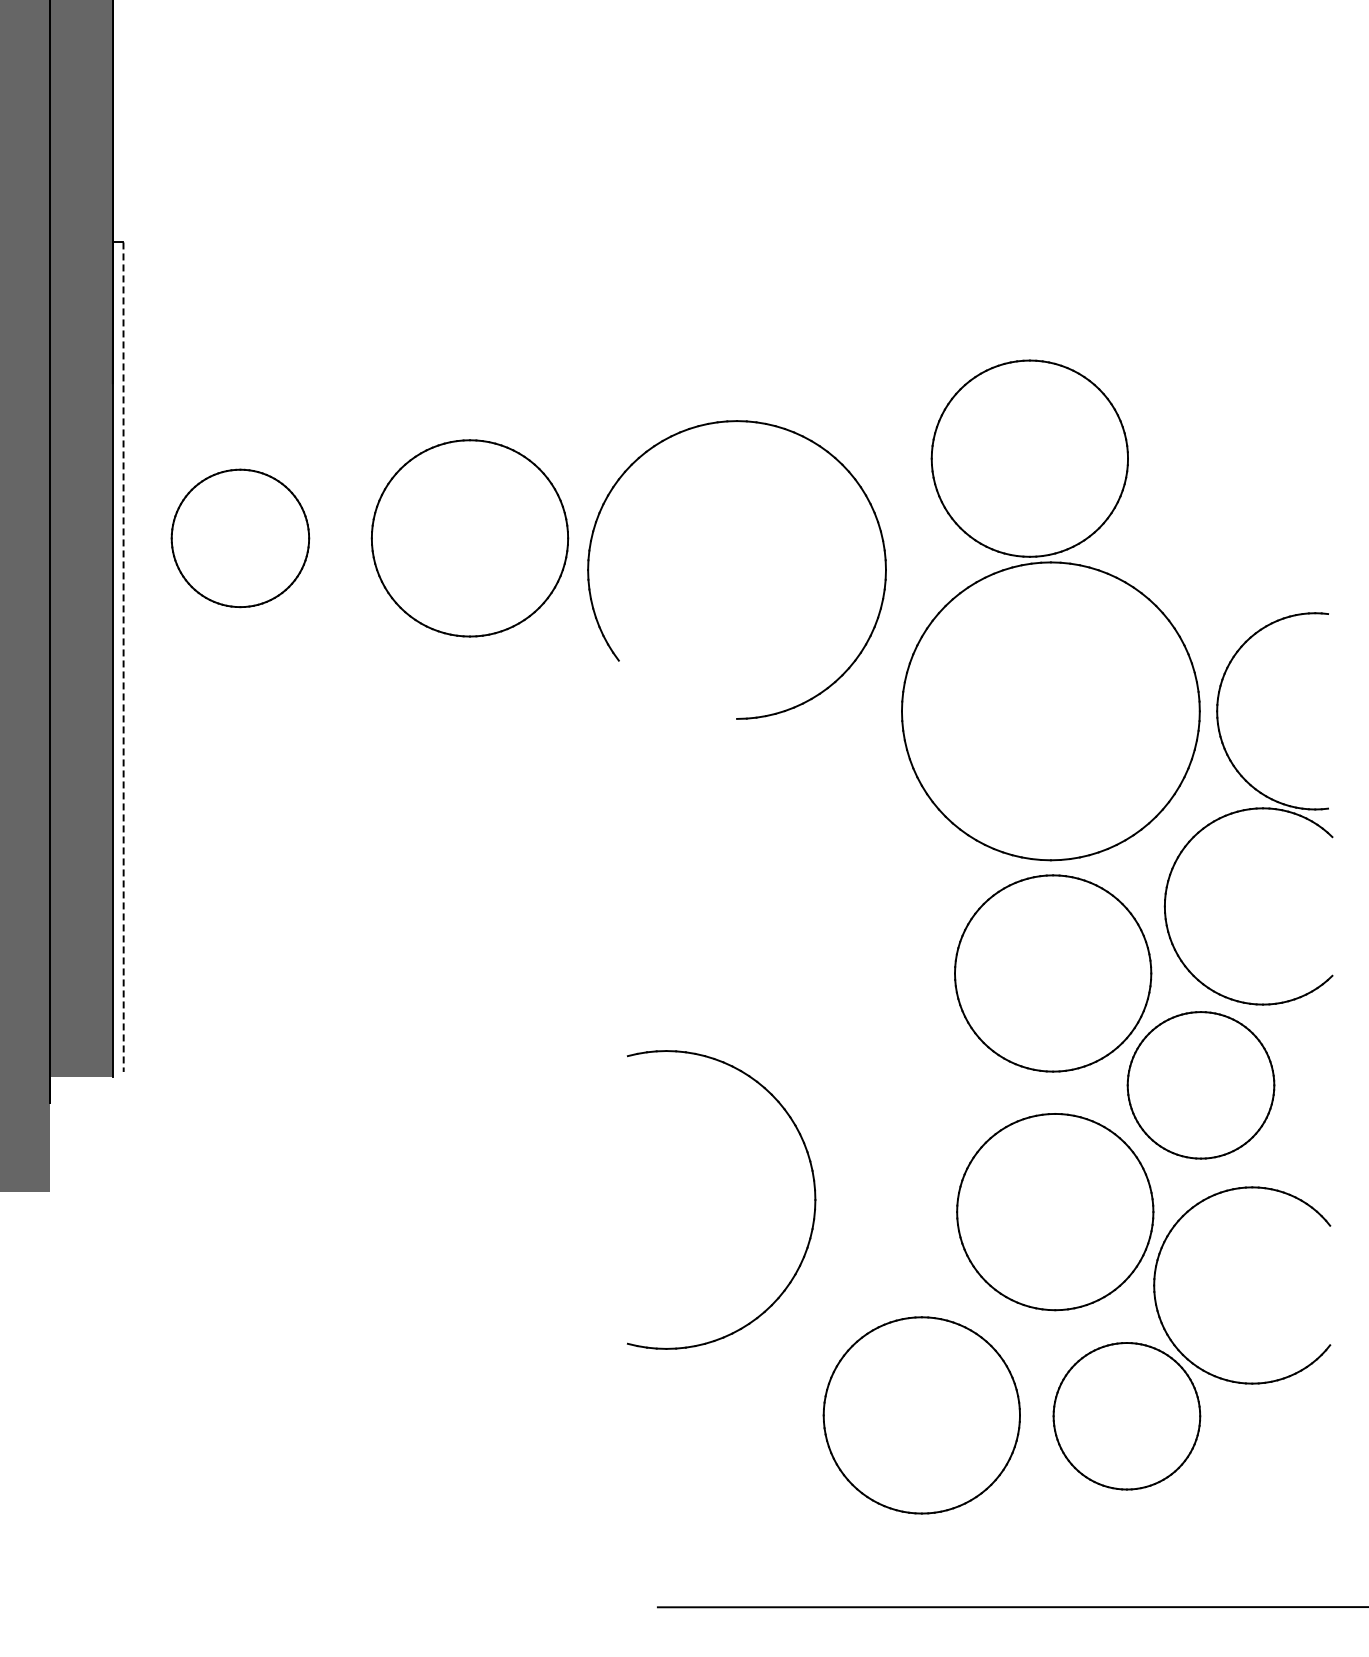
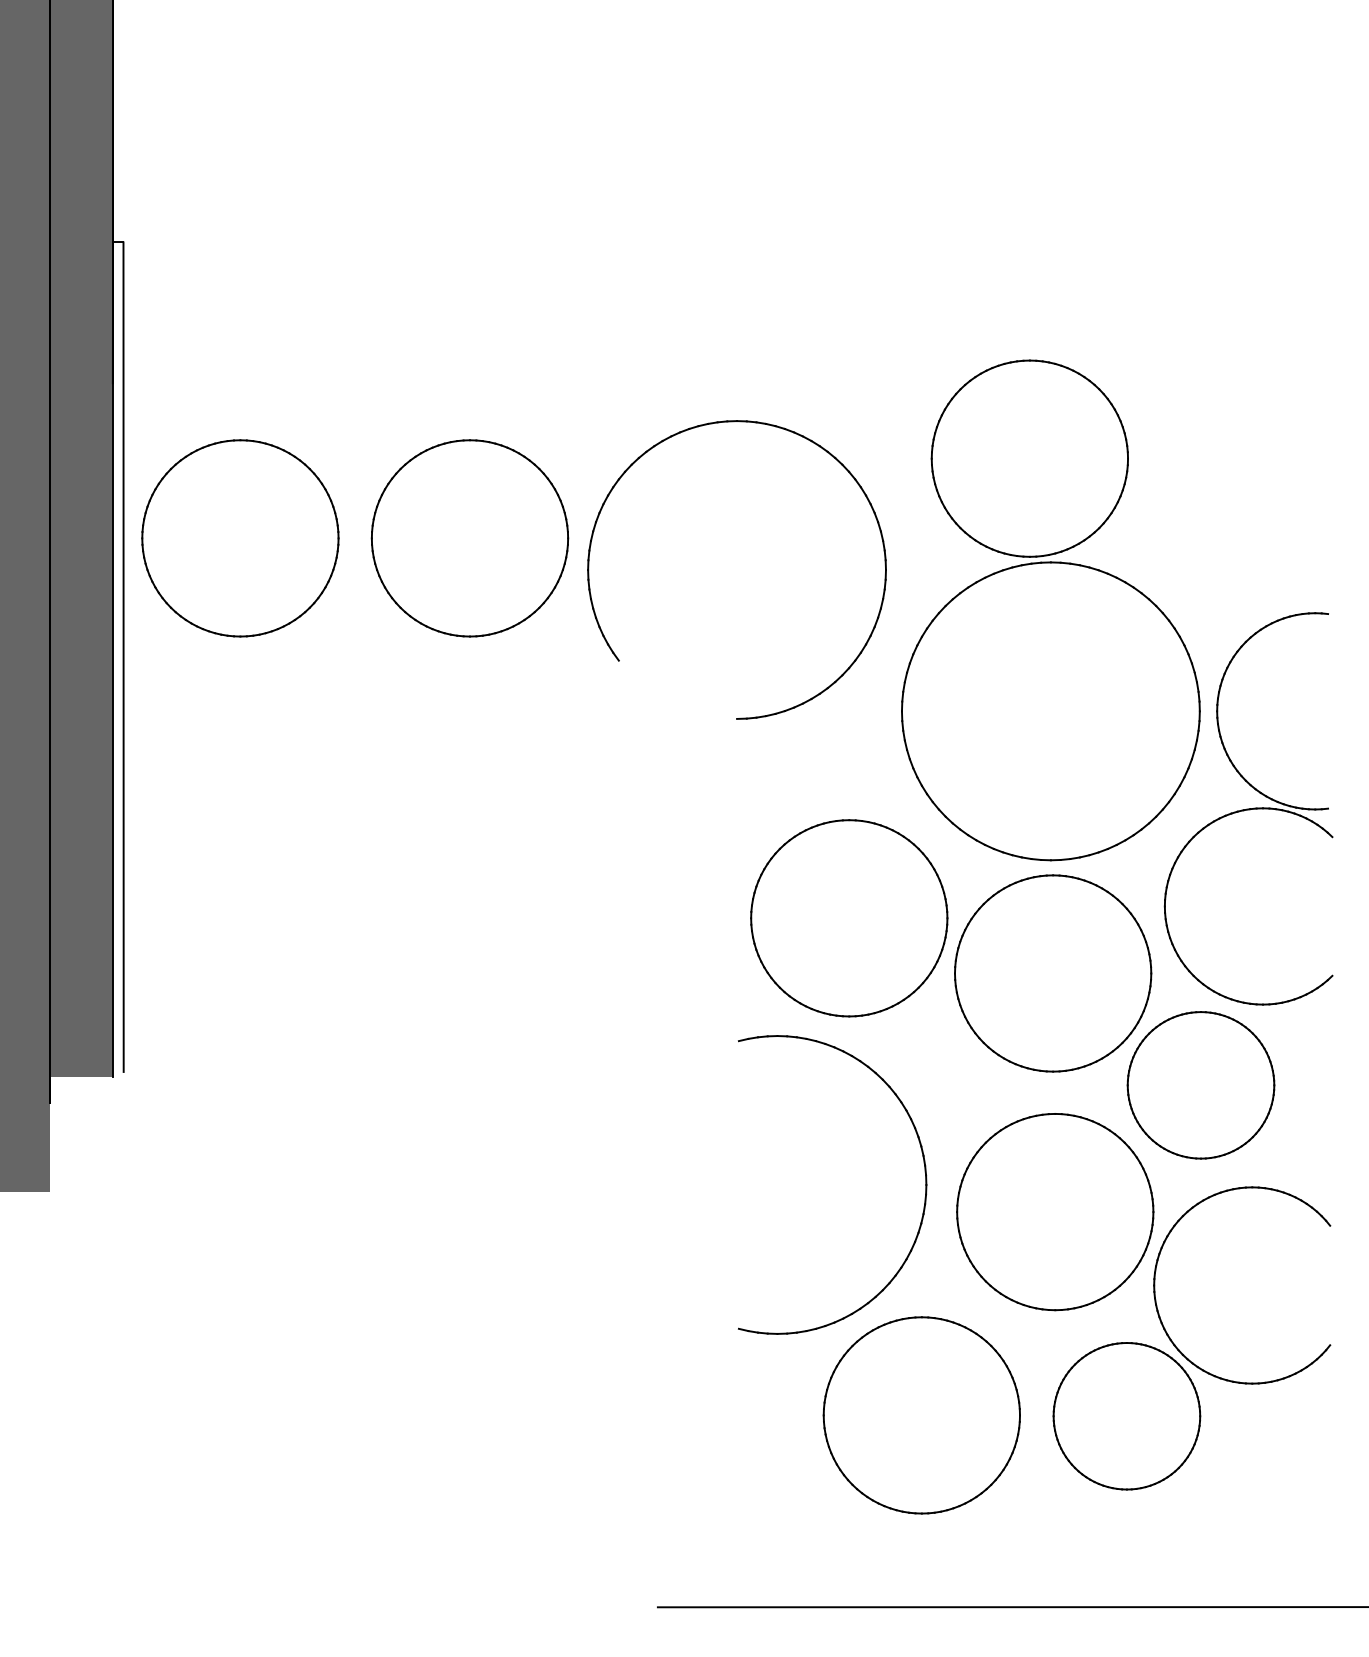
part size: 141x141 px -> 199x199 px (240, 538)
line: dashed -> solid (123, 657)
part: none -> present (849, 918)
part position: (813, 1187) -> (924, 1172) (924, 1172)
